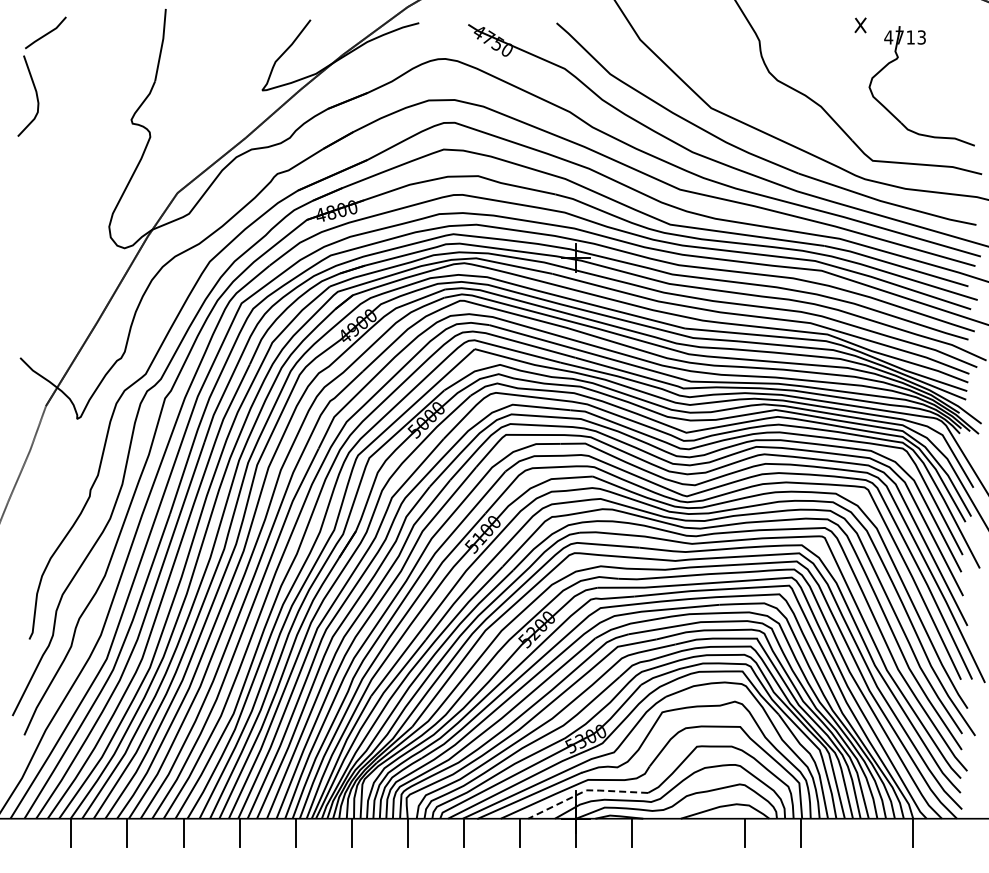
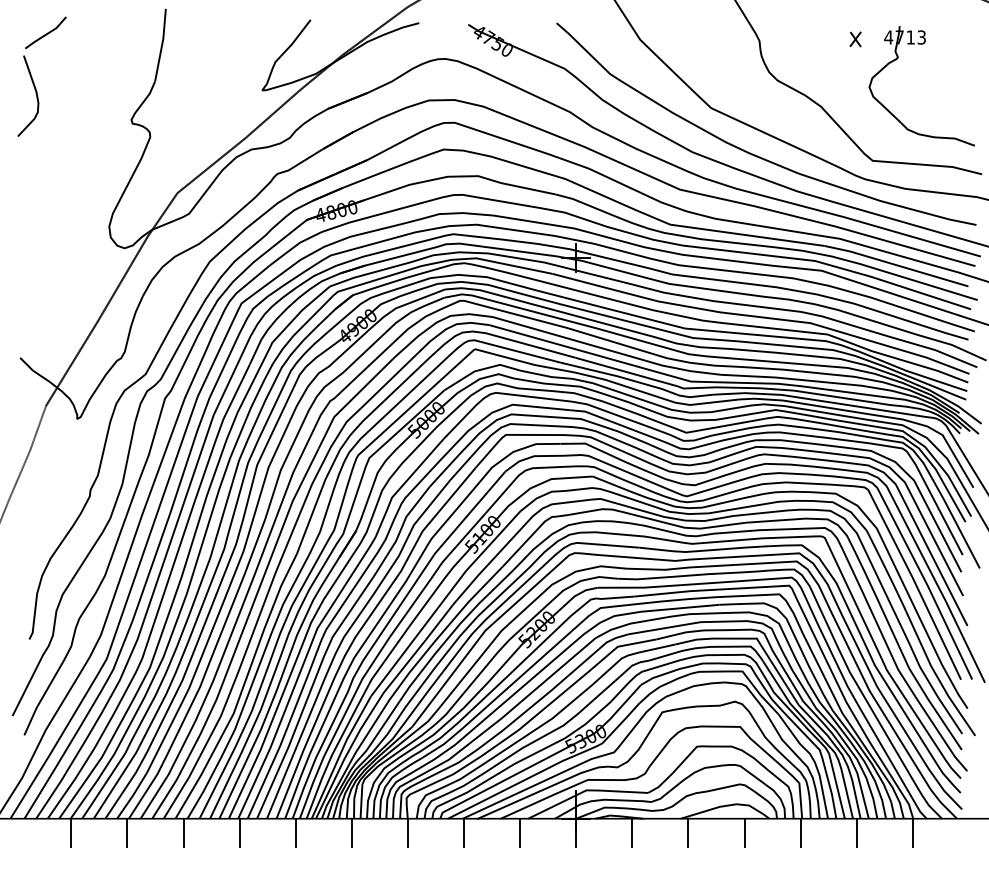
part position: (860, 25) -> (855, 39) (855, 39)
line: dashed -> solid (586, 790)
line: none -> present (688, 832)
line: none -> present (856, 832)
